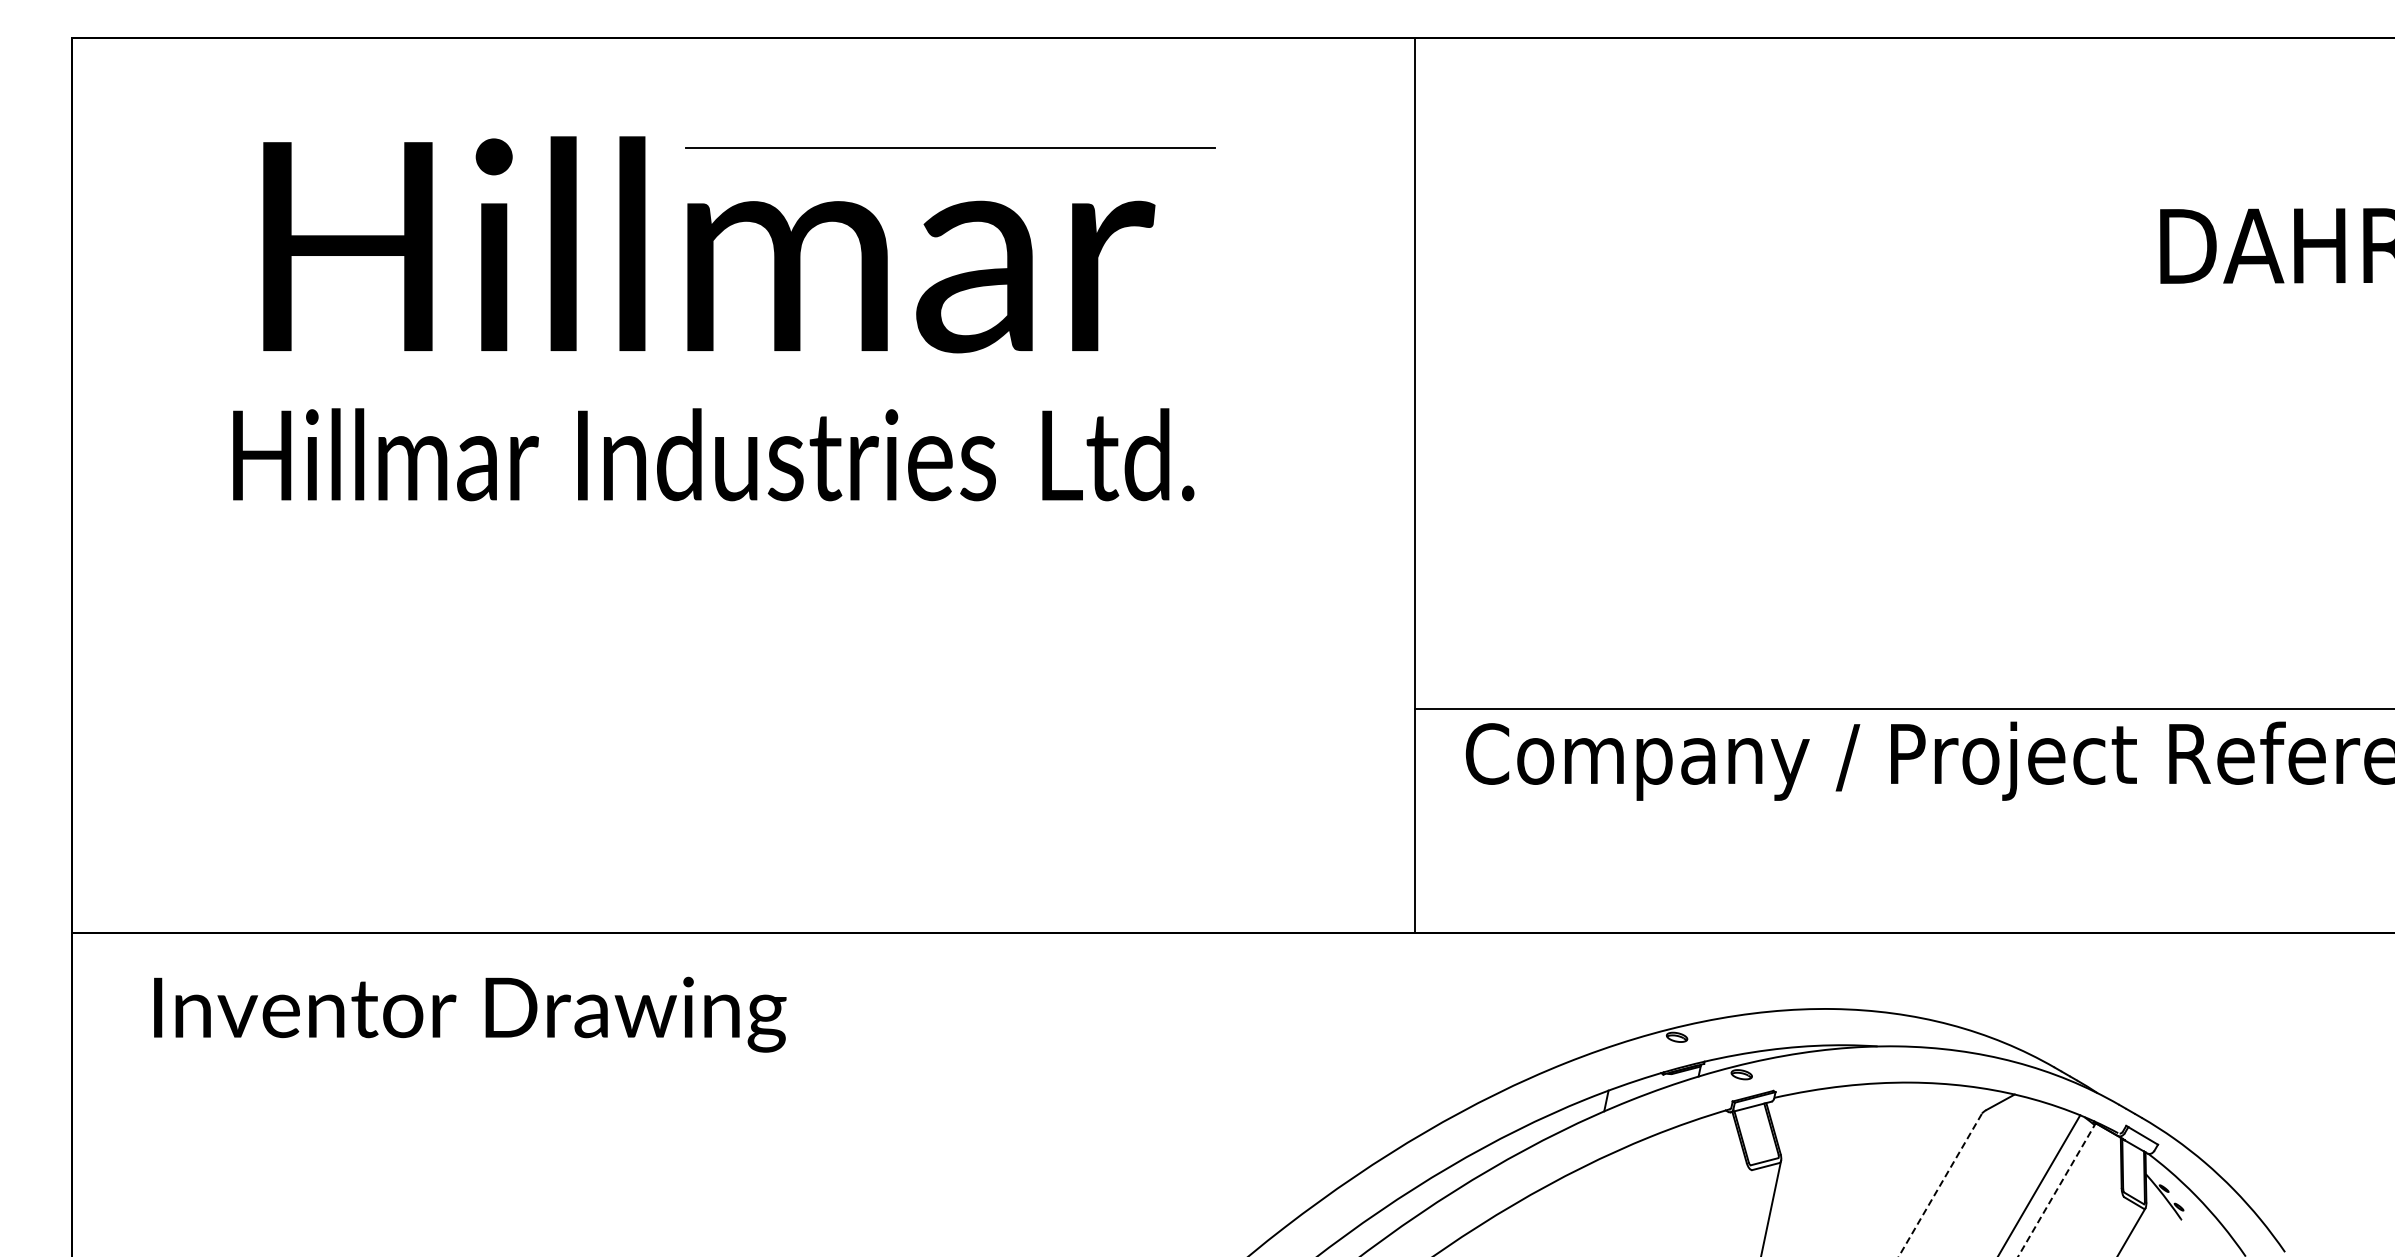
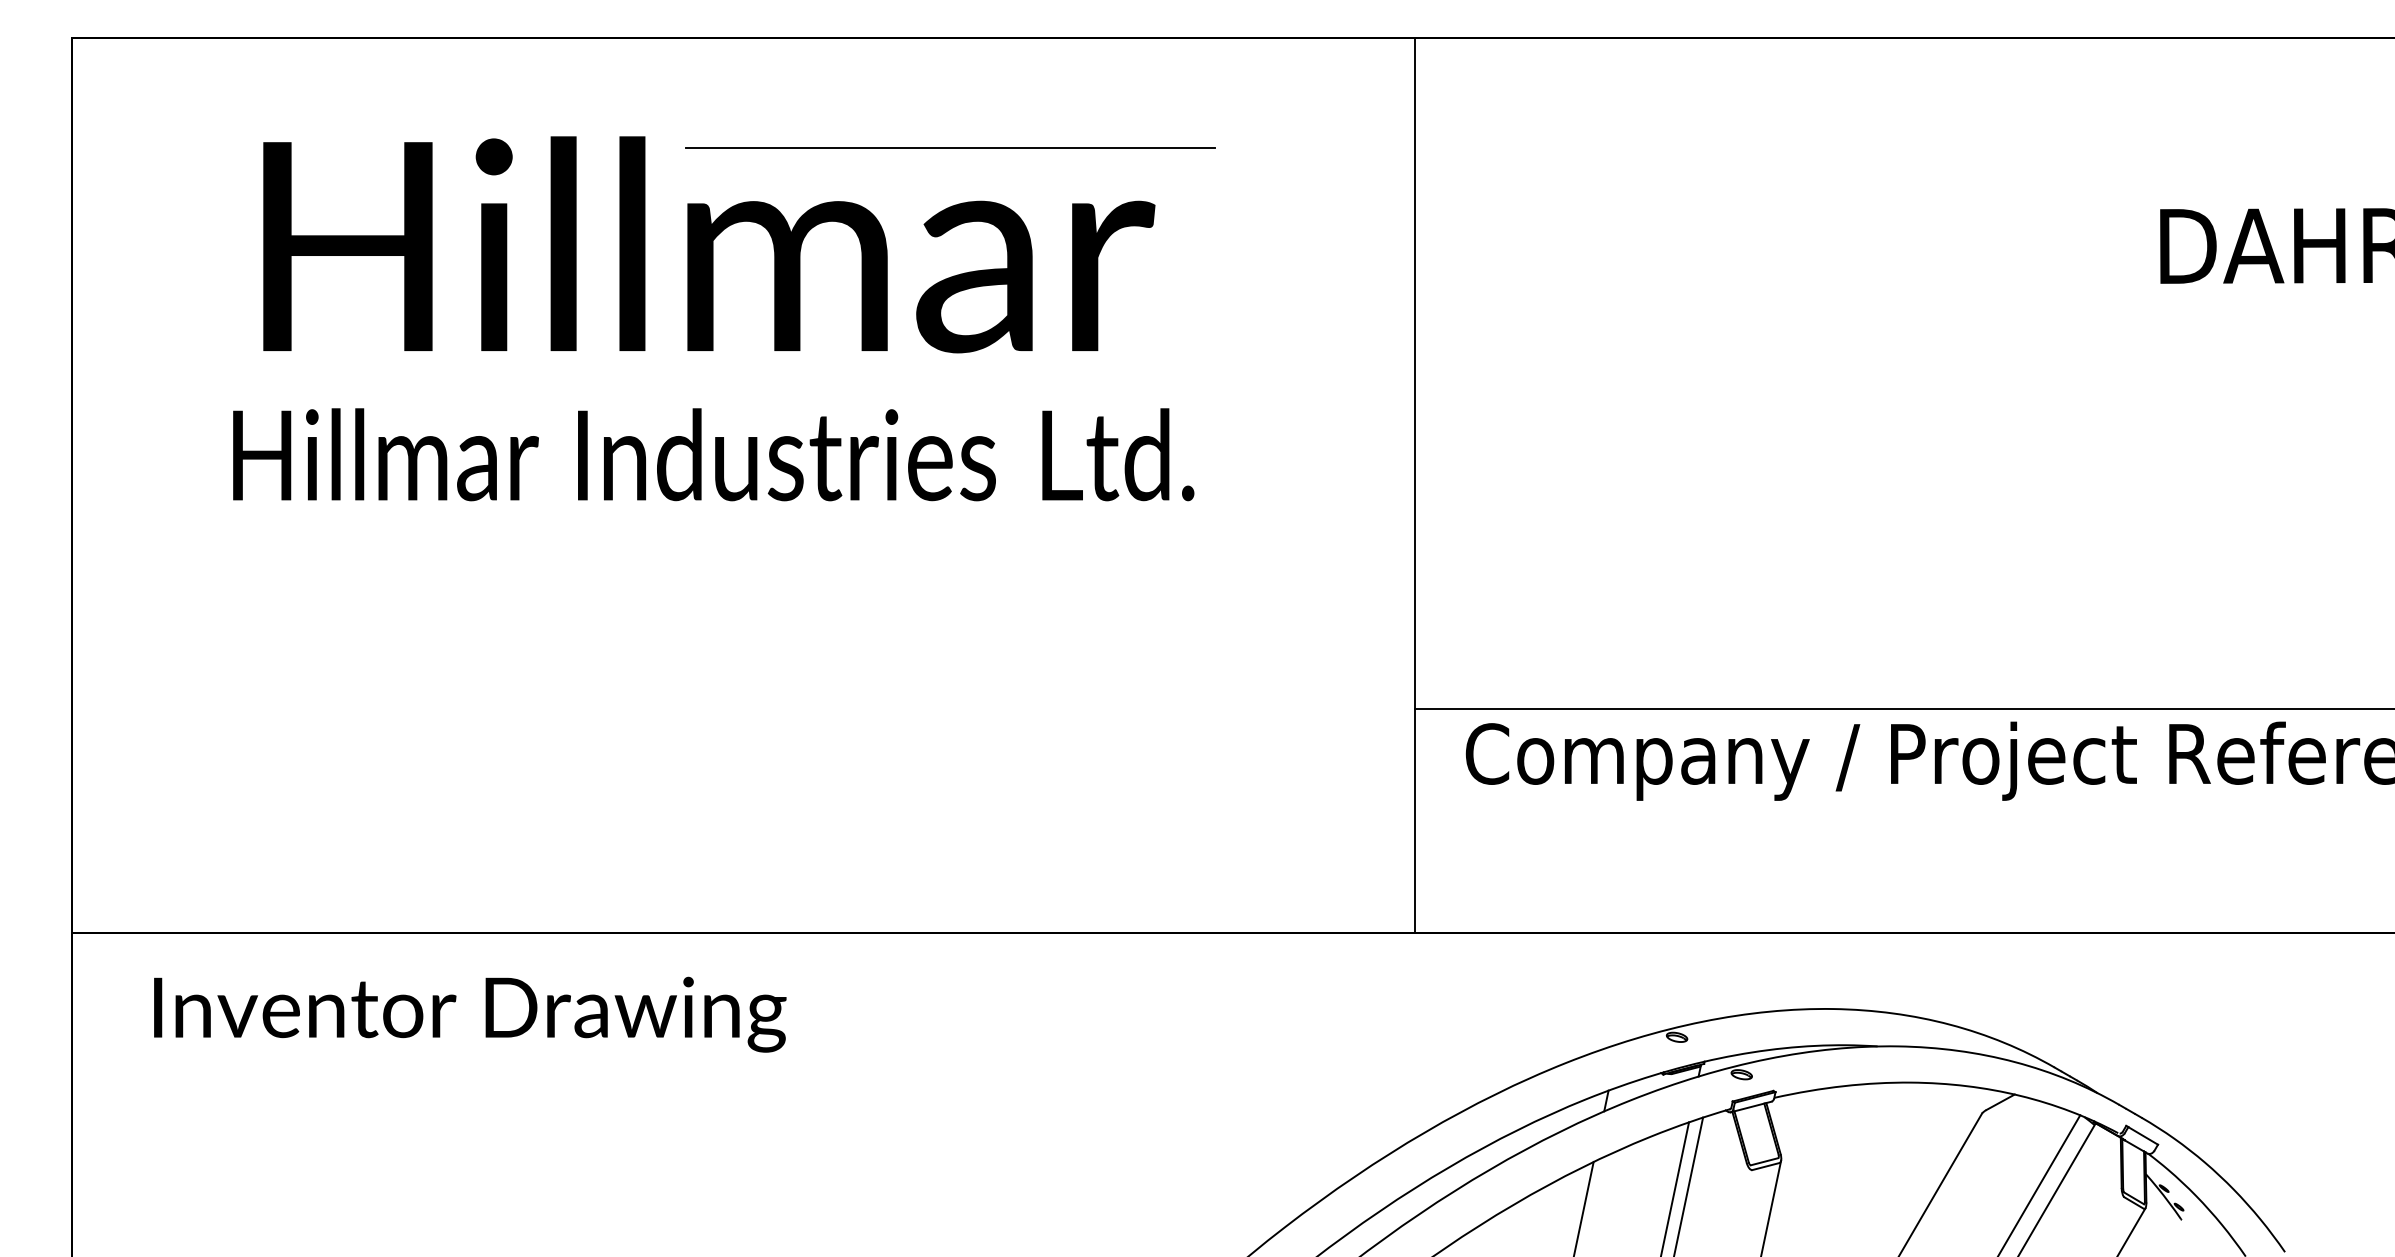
line: none -> present (1688, 1185)
line: dashed -> solid (1940, 1185)
line: none -> present (1675, 1187)
line: dashed -> solid (2057, 1189)
line: none -> present (1583, 1207)
